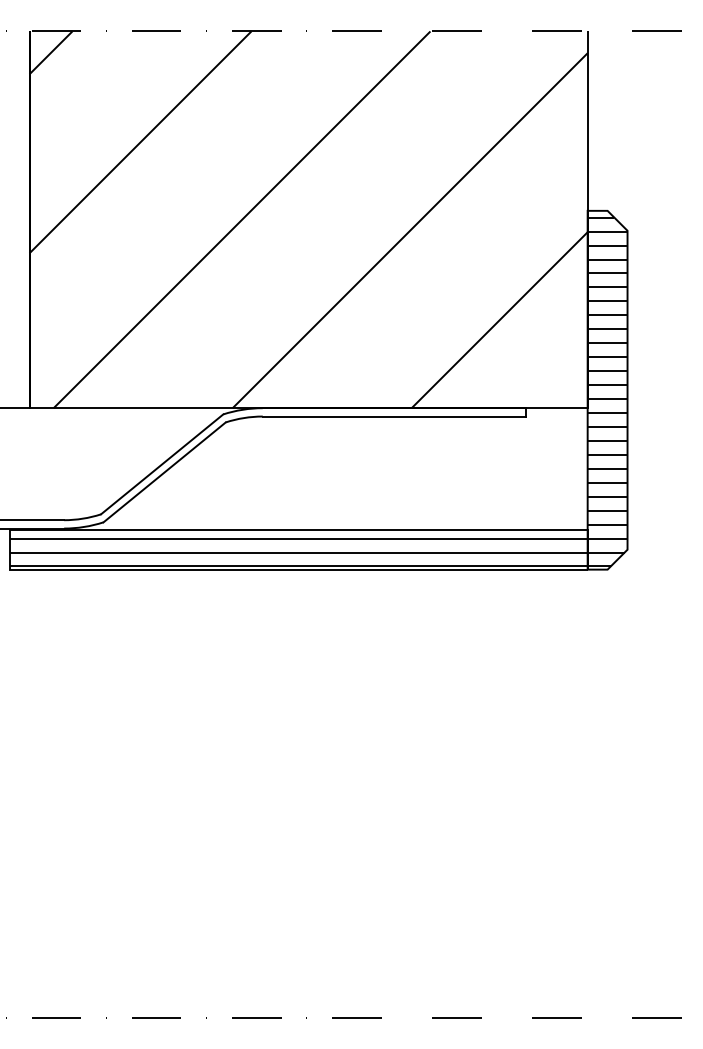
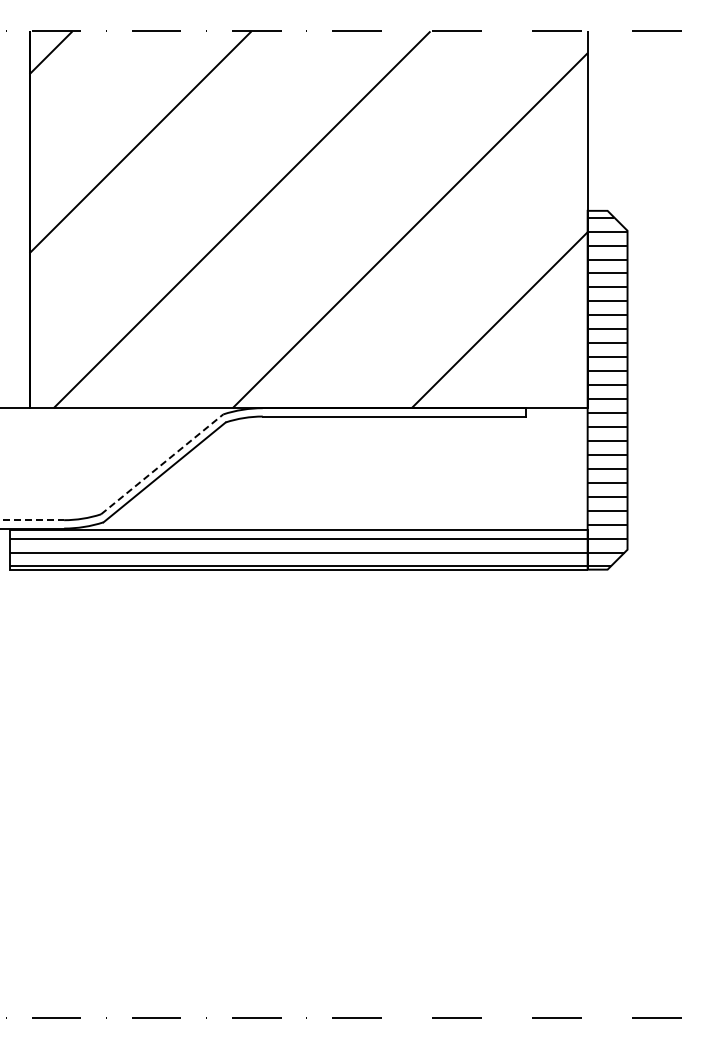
line: solid -> dashed (162, 464)
line: solid -> dashed (32, 520)
